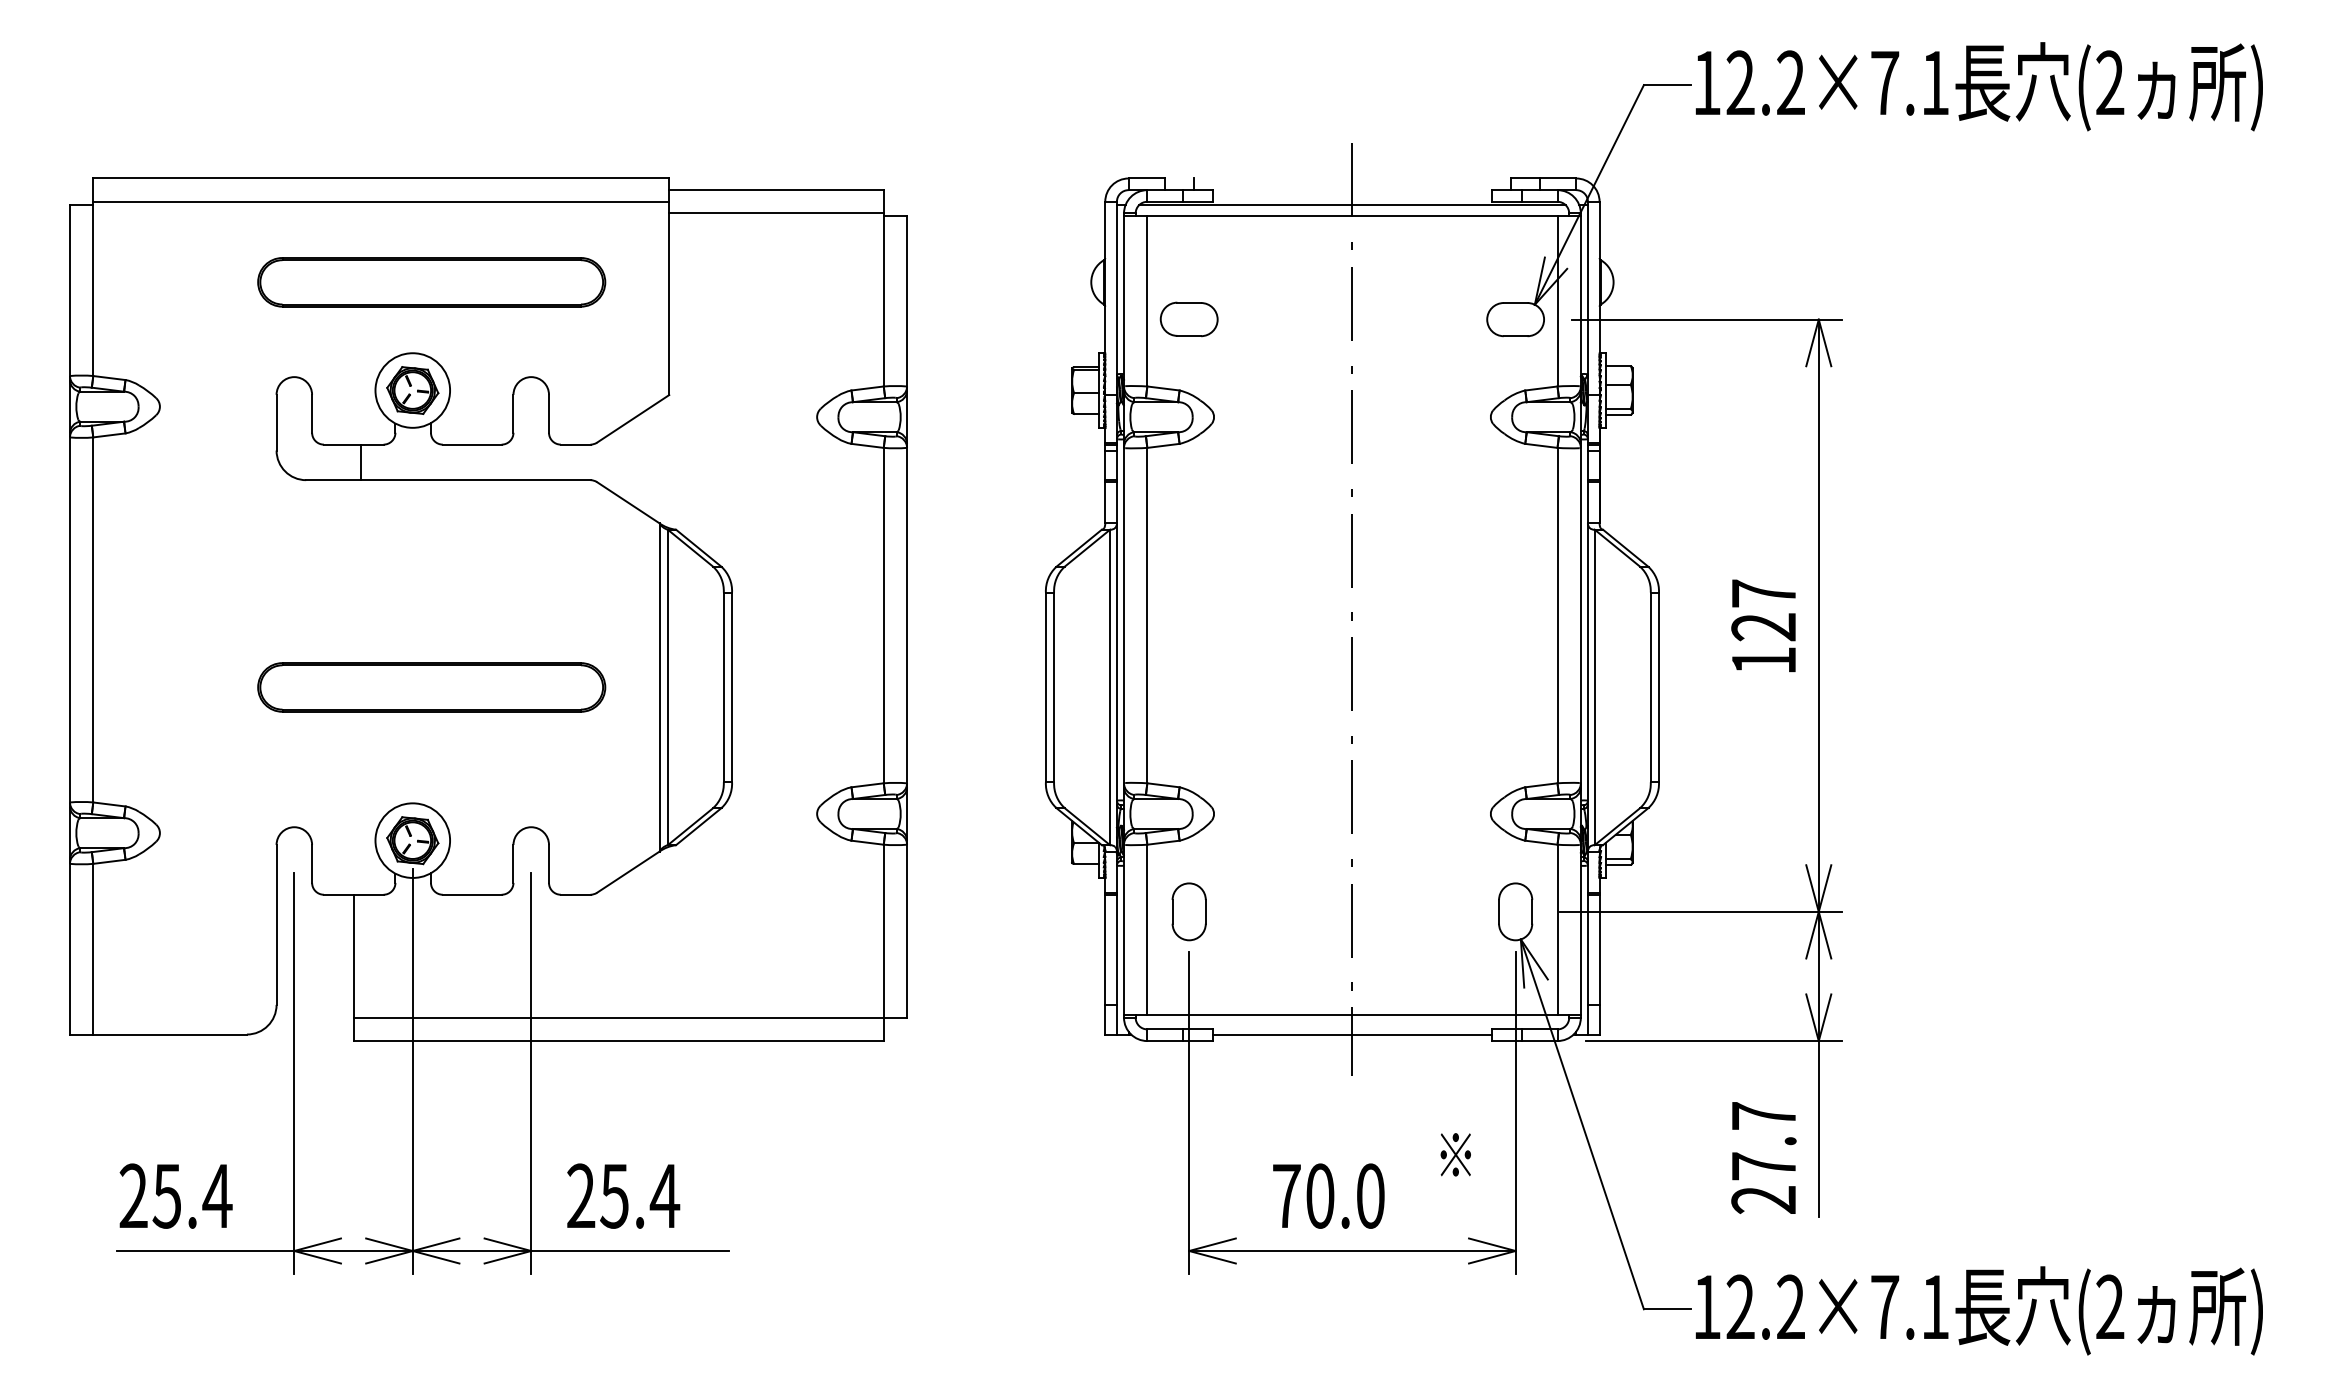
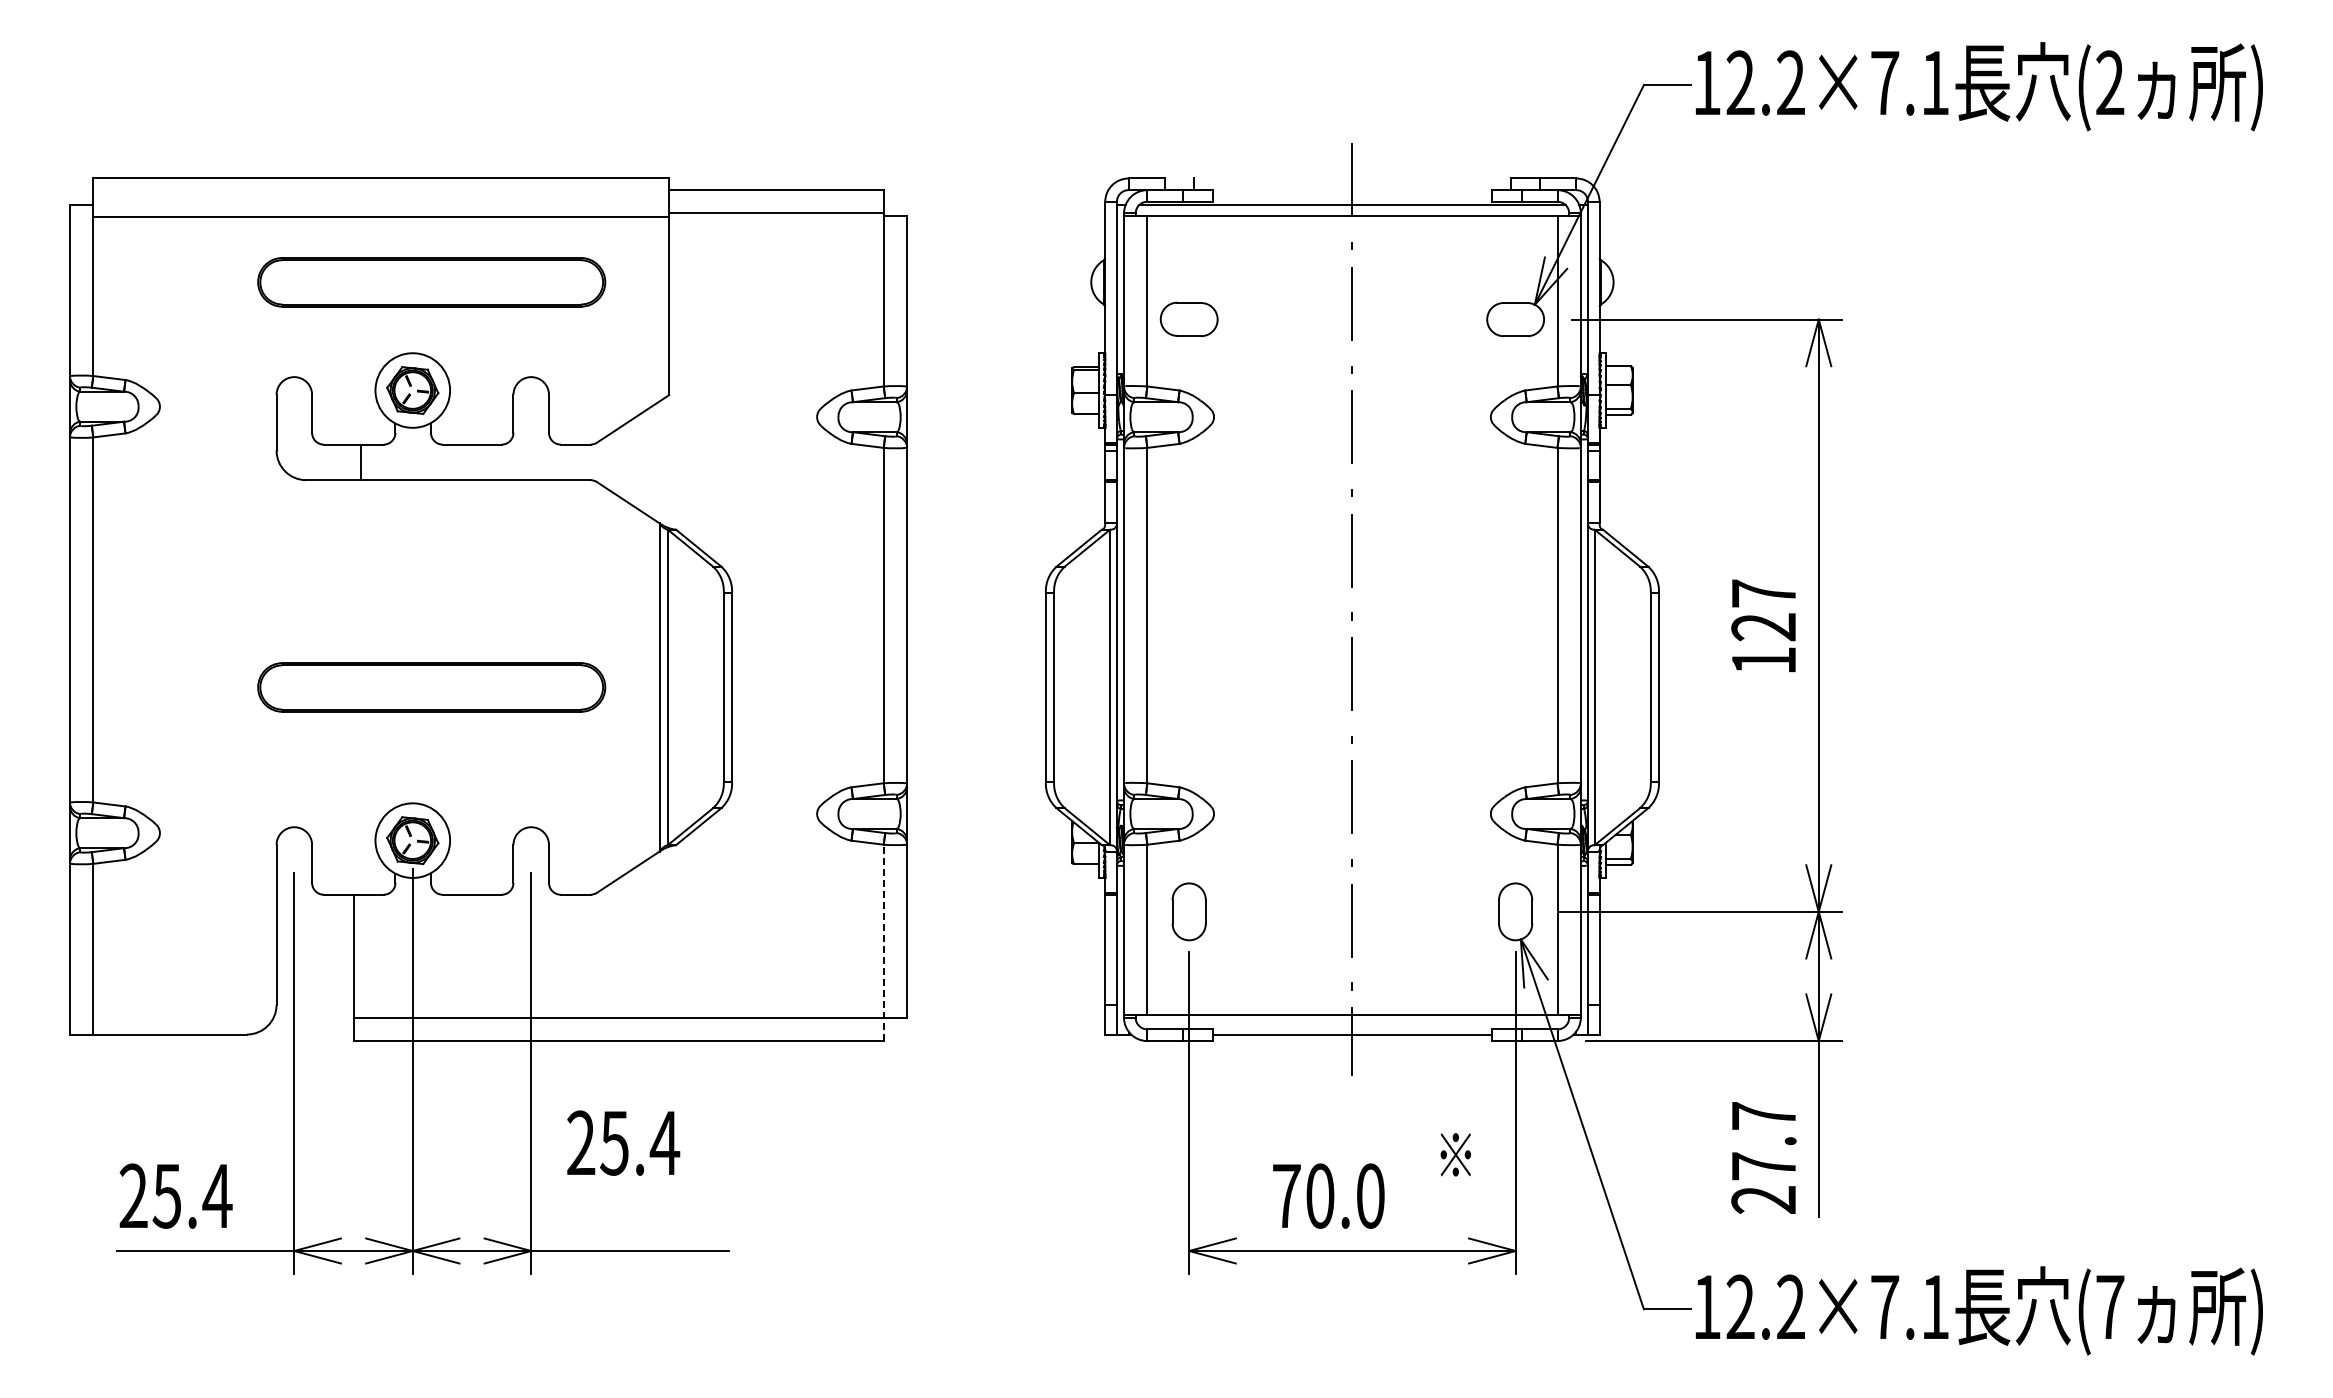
line position: (381, 201) -> (381, 216) (381, 216)
line: solid -> dashed (883, 942)
text position: (623, 1195) -> (623, 1142) (623, 1142)
text: (2 -> (7 (2110, 1306)
